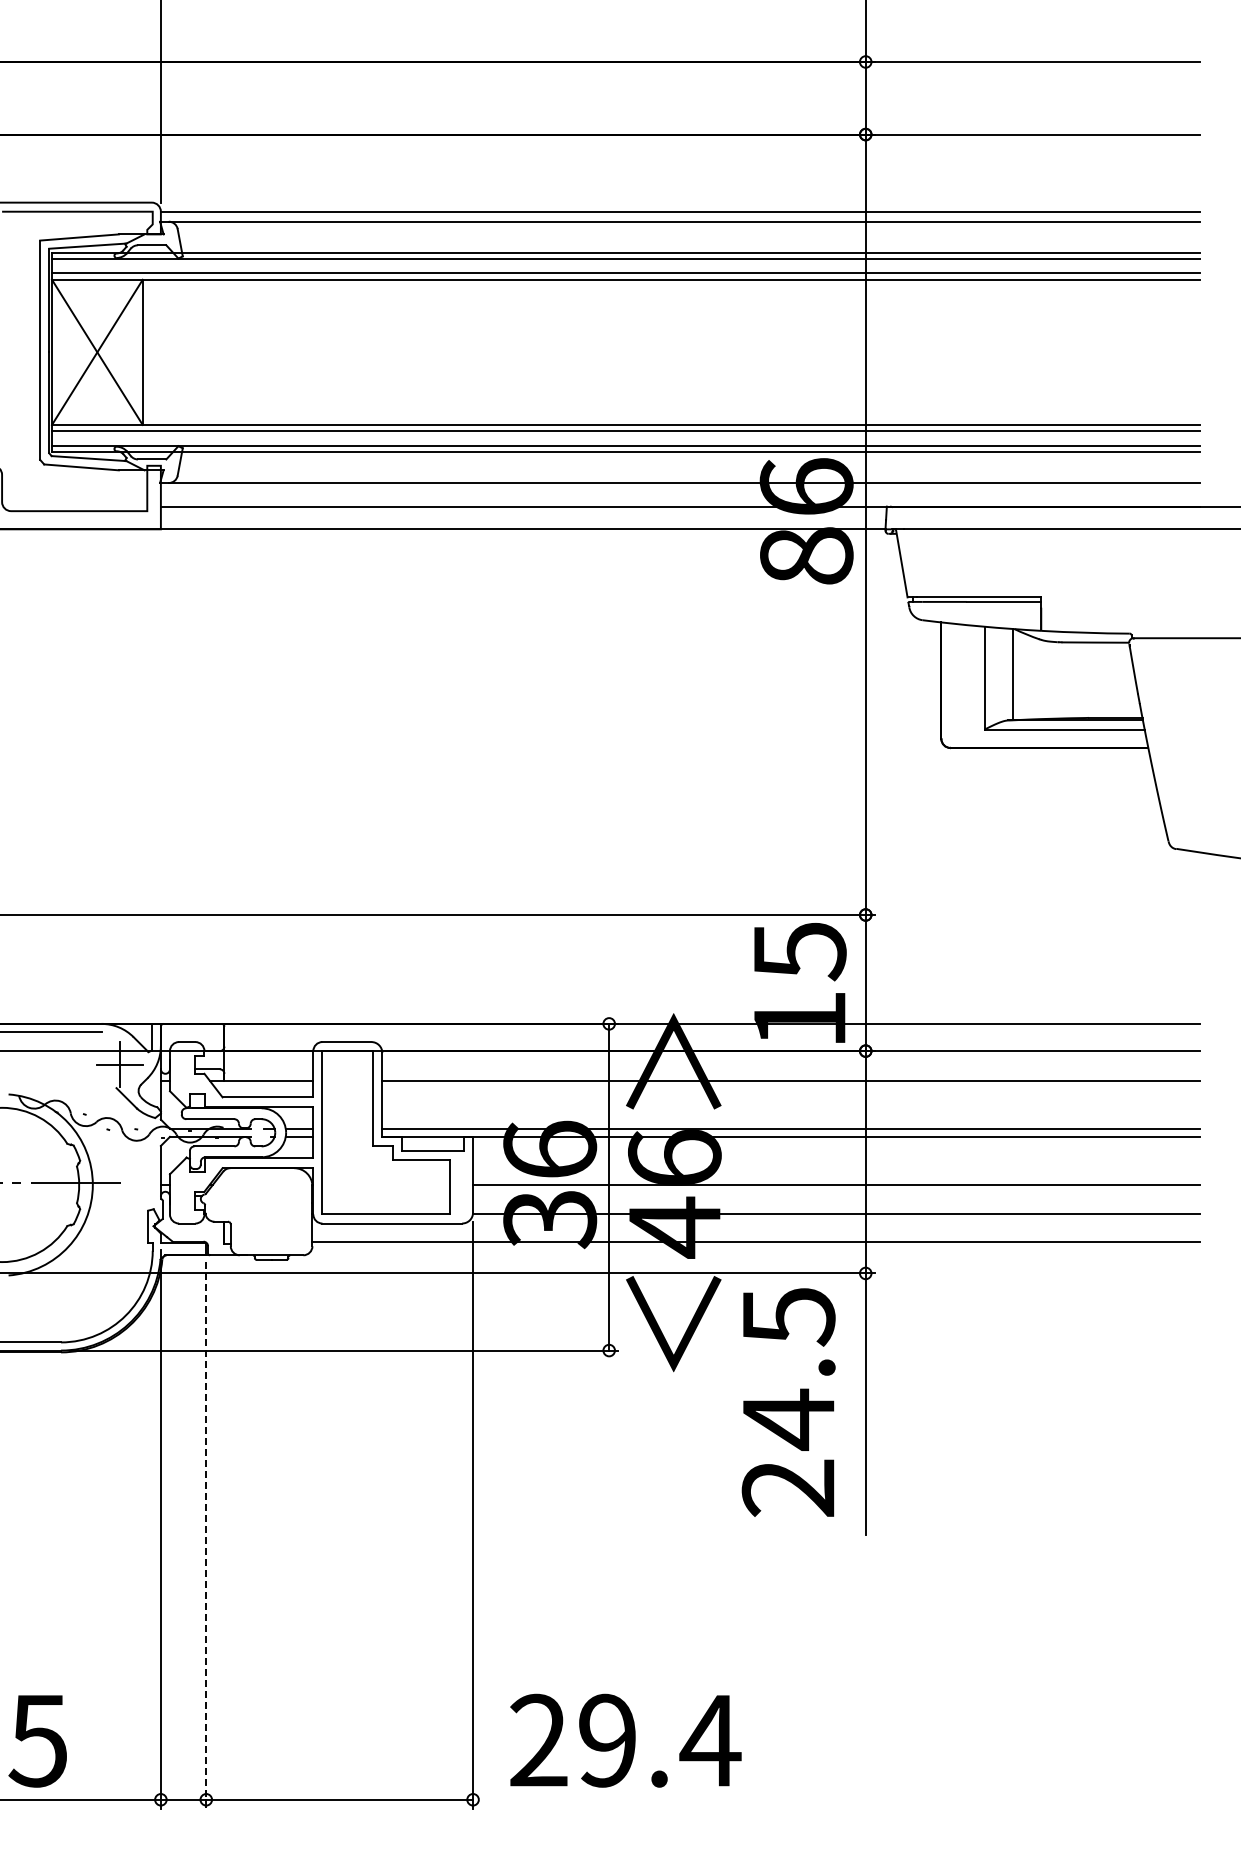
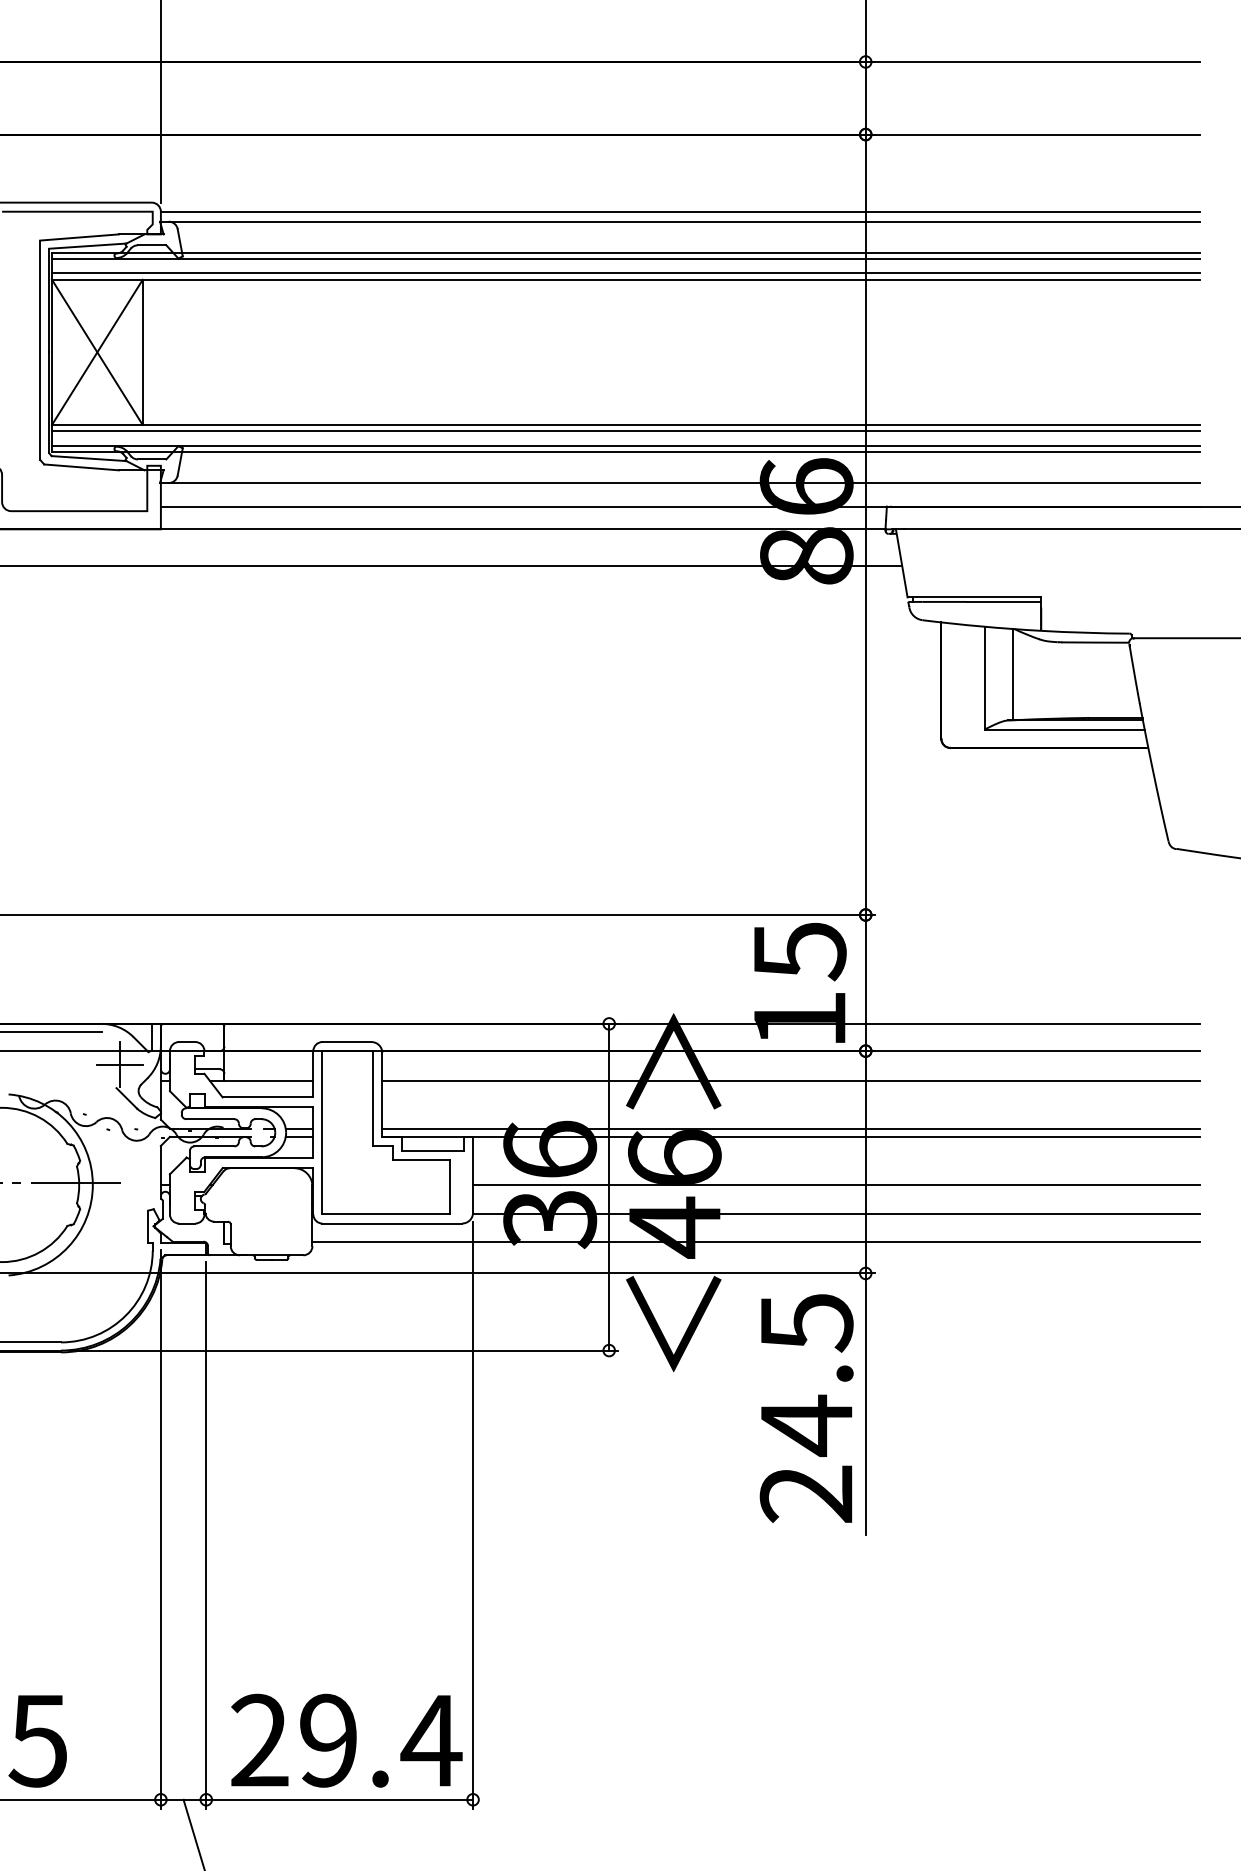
line: none -> present (452, 565)
text position: (788, 1402) -> (806, 1408) (806, 1408)
line: dashed -> solid (206, 1535)
text position: (625, 1740) -> (346, 1740) (346, 1740)
line: none -> present (193, 1833)
